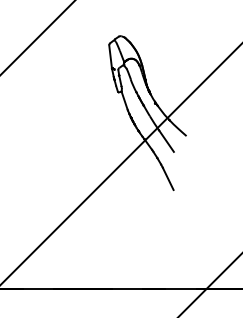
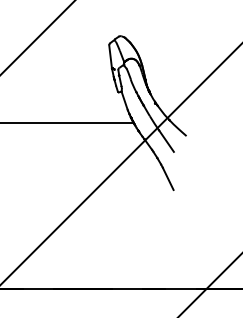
line: none -> present (67, 122)
